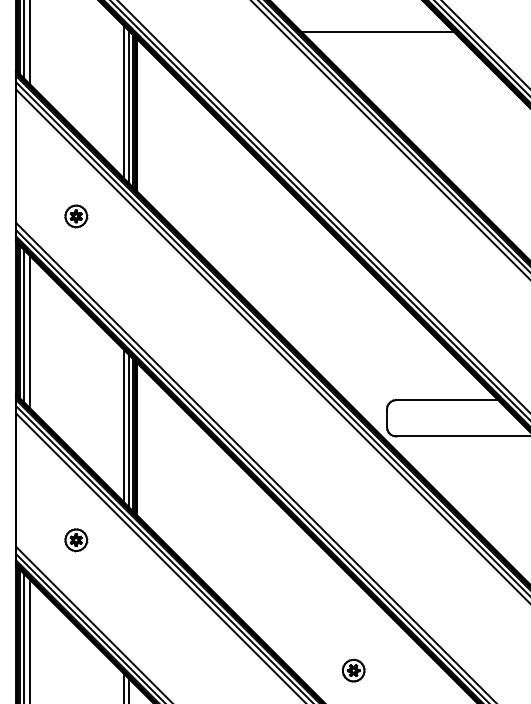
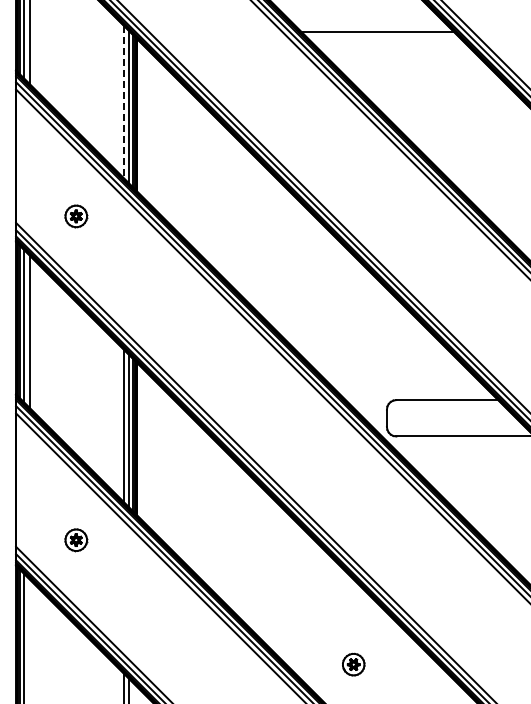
line: solid -> dashed (123, 102)
line: present -> none (29, 639)
part position: (353, 670) -> (353, 664) (353, 664)
